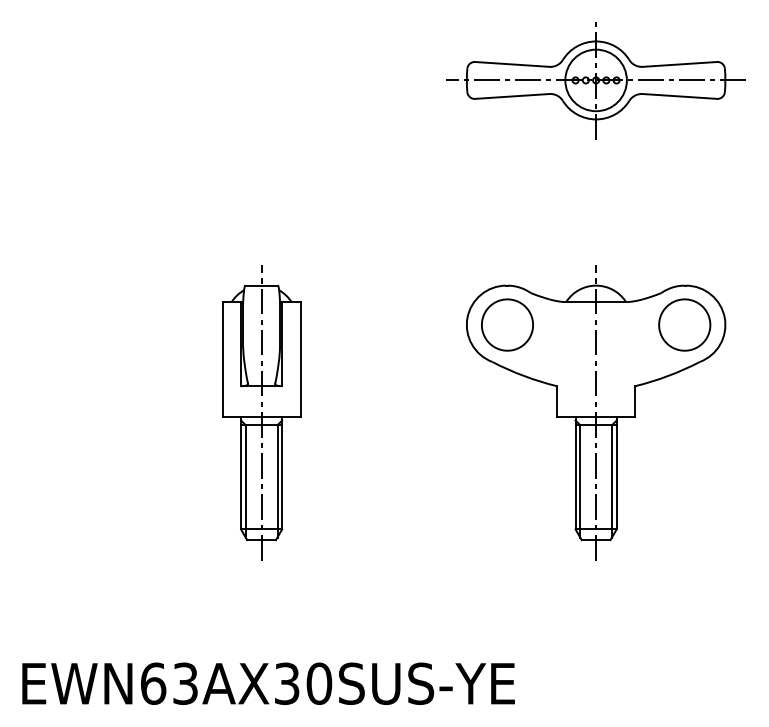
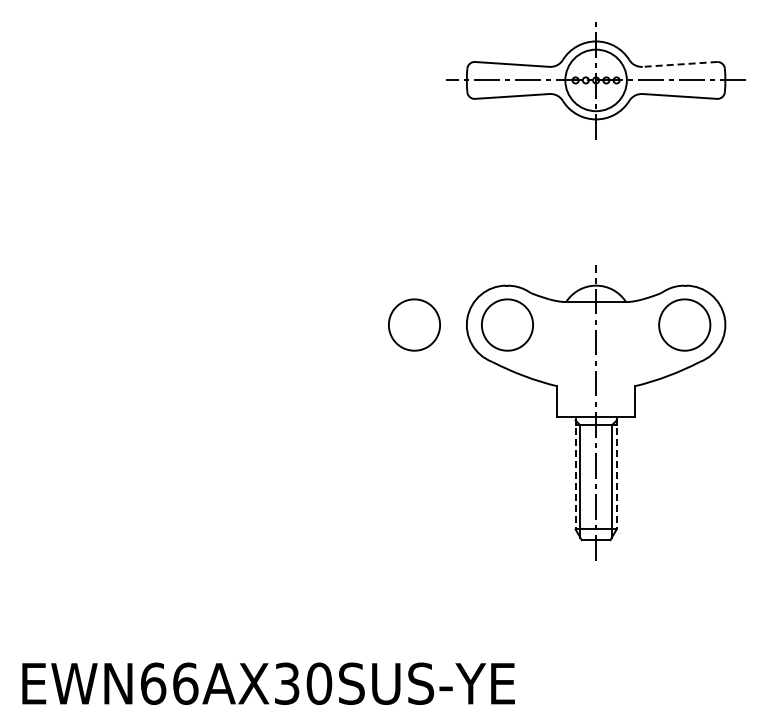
line: solid -> dashed (679, 64)
part: none -> present (414, 324)
part: present -> none (261, 412)
line: solid -> dashed (575, 473)
line: solid -> dashed (616, 473)
text: EWN63AX30SUS-YE -> EWN66AX30SUS-YE (185, 683)
